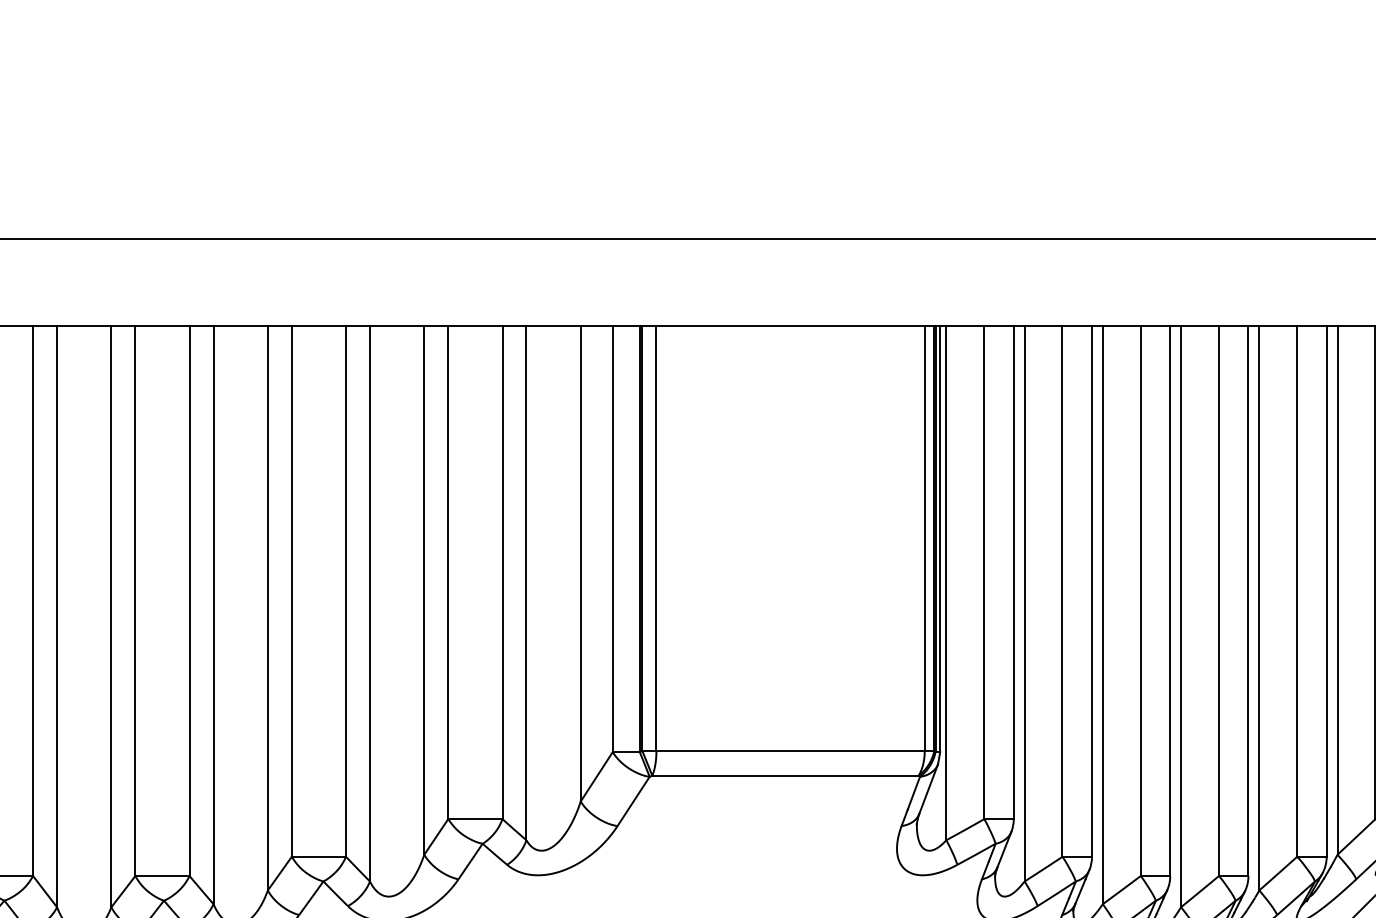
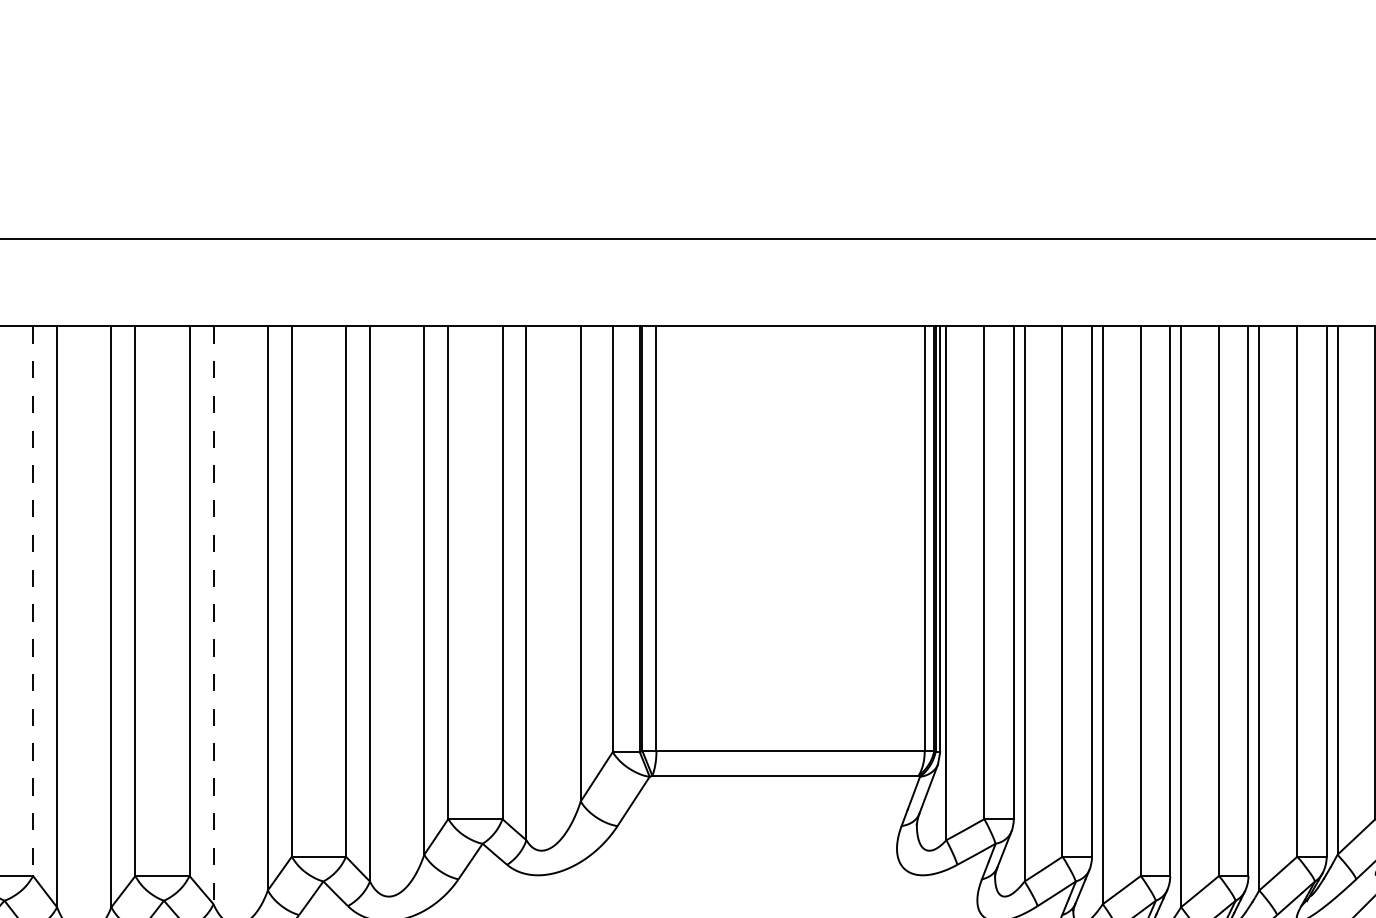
line: solid -> dashed (33, 601)
line: solid -> dashed (213, 615)
